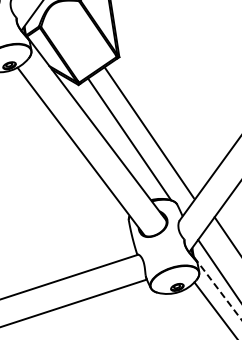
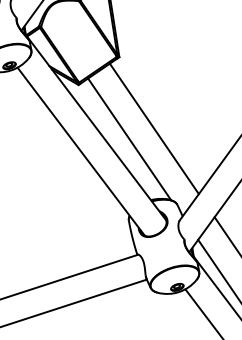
line position: (148, 132) -> (153, 128) (153, 128)
line: dashed -> solid (218, 288)
line position: (214, 309) -> (203, 312) (203, 312)
